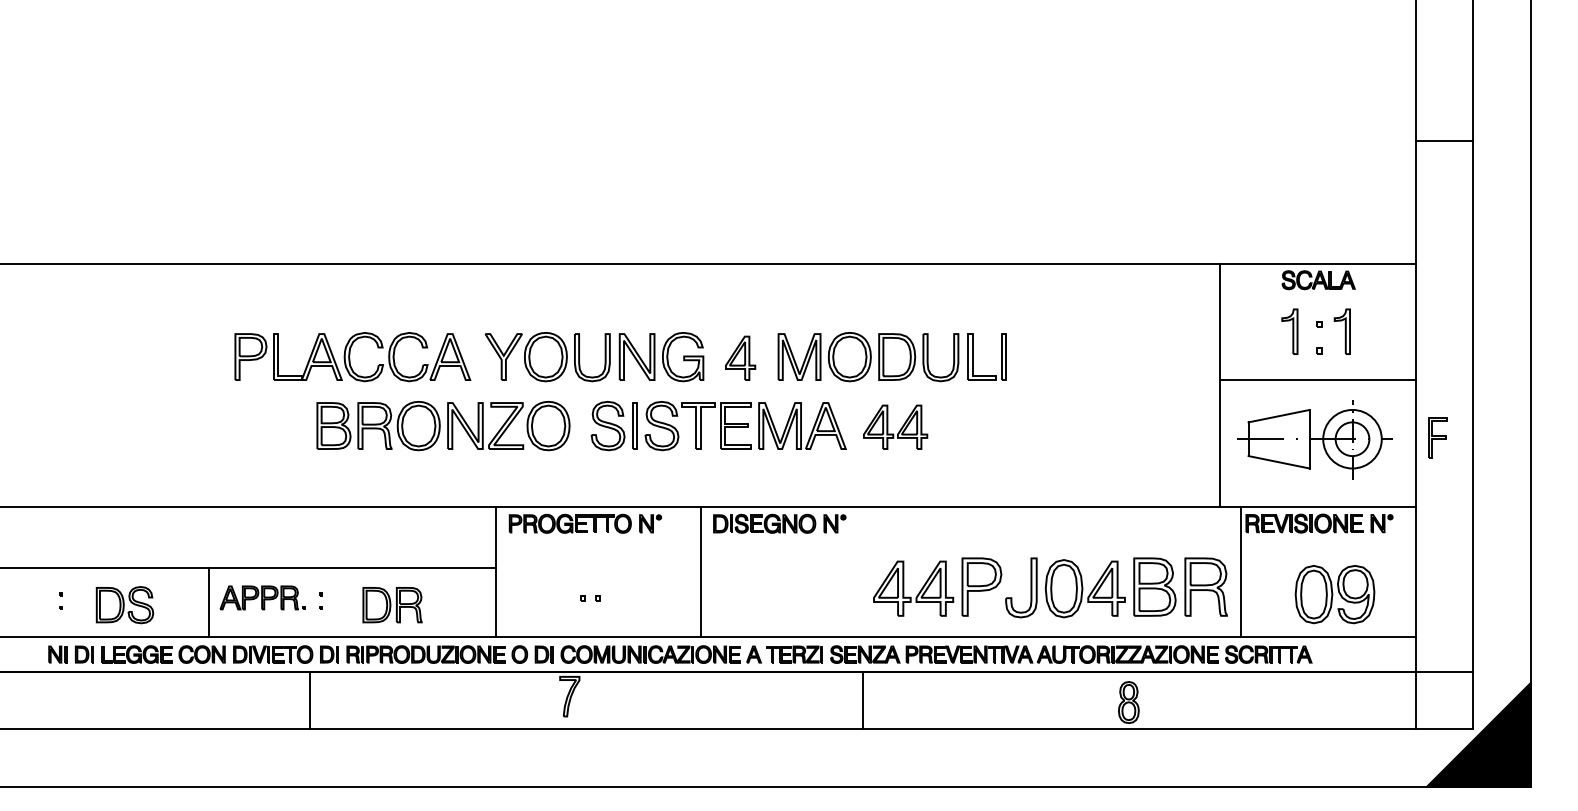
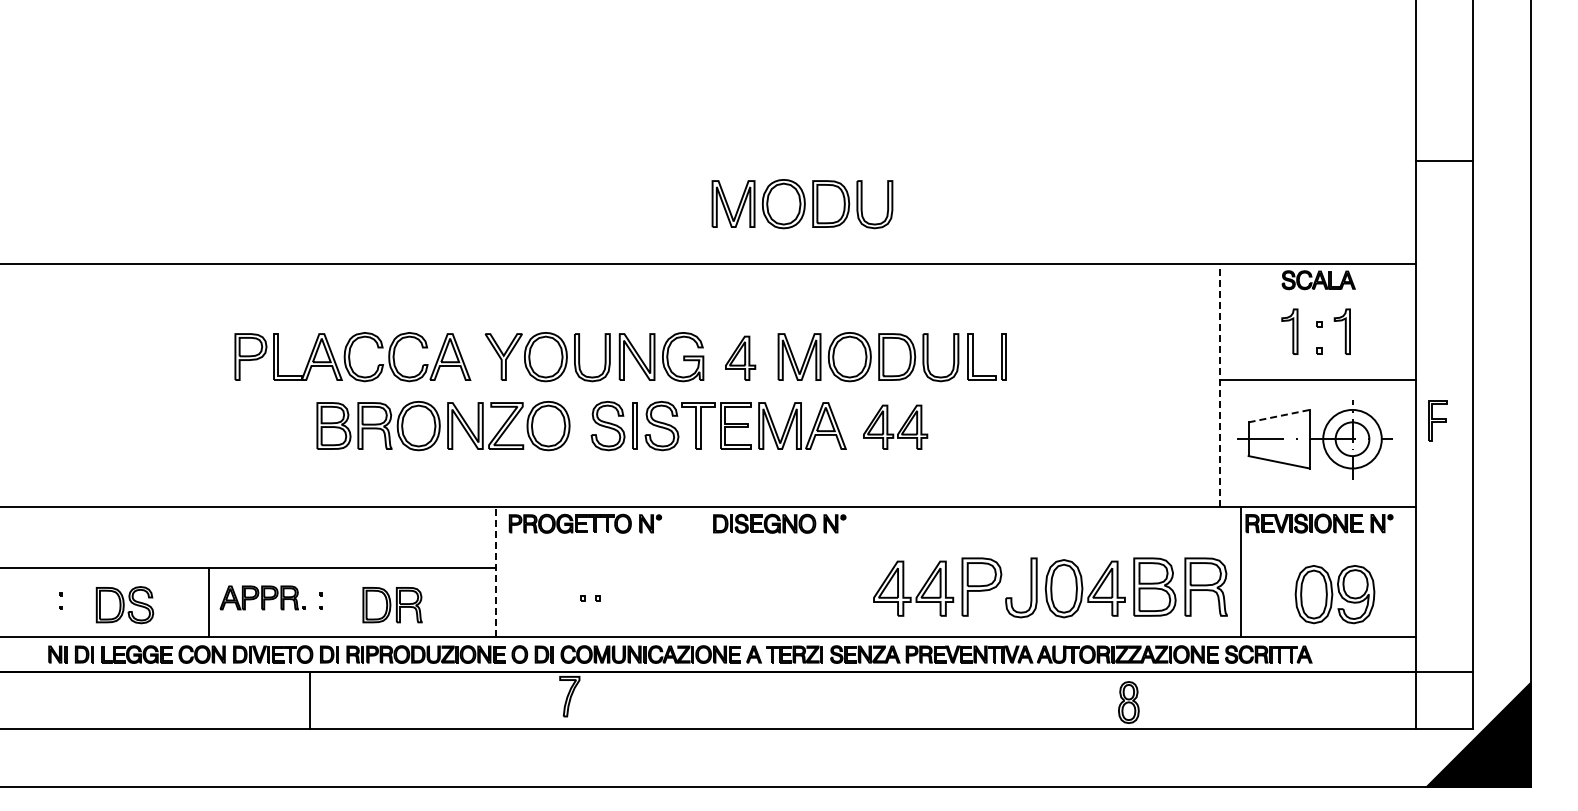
line position: (1444, 141) -> (1444, 161) (1444, 161)
part: none -> present (802, 204)
line: solid -> dashed (1220, 385)
line: solid -> dashed (1279, 416)
part position: (1437, 437) -> (1437, 420) (1437, 420)
line: solid -> dashed (496, 572)
line: present -> none (700, 572)
line: present -> none (862, 700)
